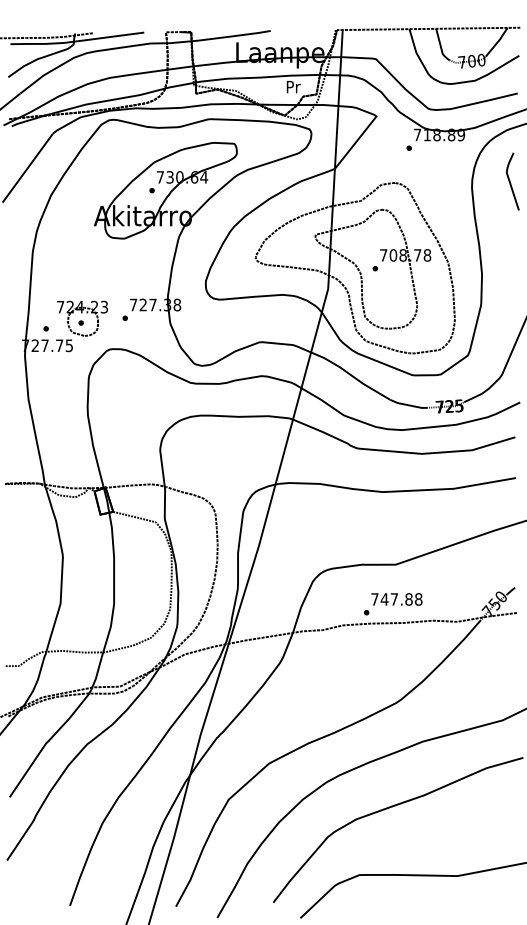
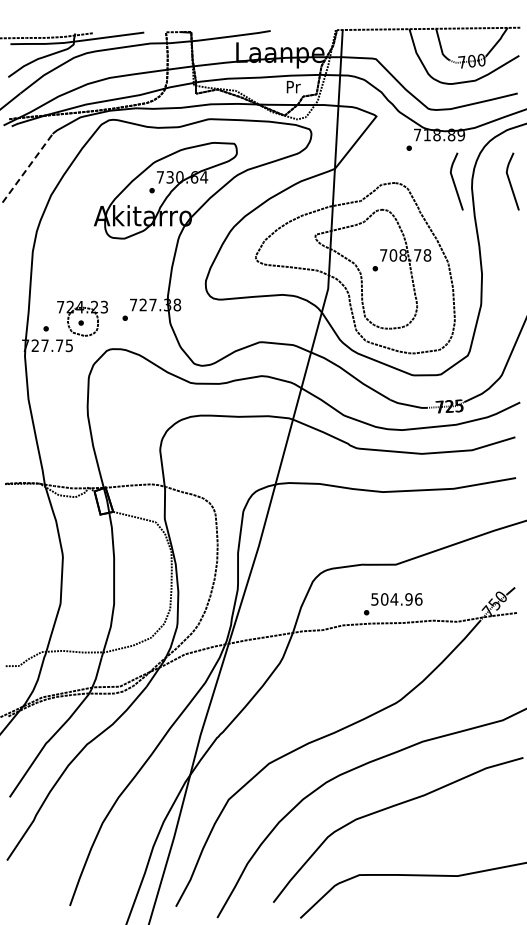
line: solid -> dashed (27, 168)
line: none -> present (454, 181)
text: 747.88 -> 504.96 (396, 599)
